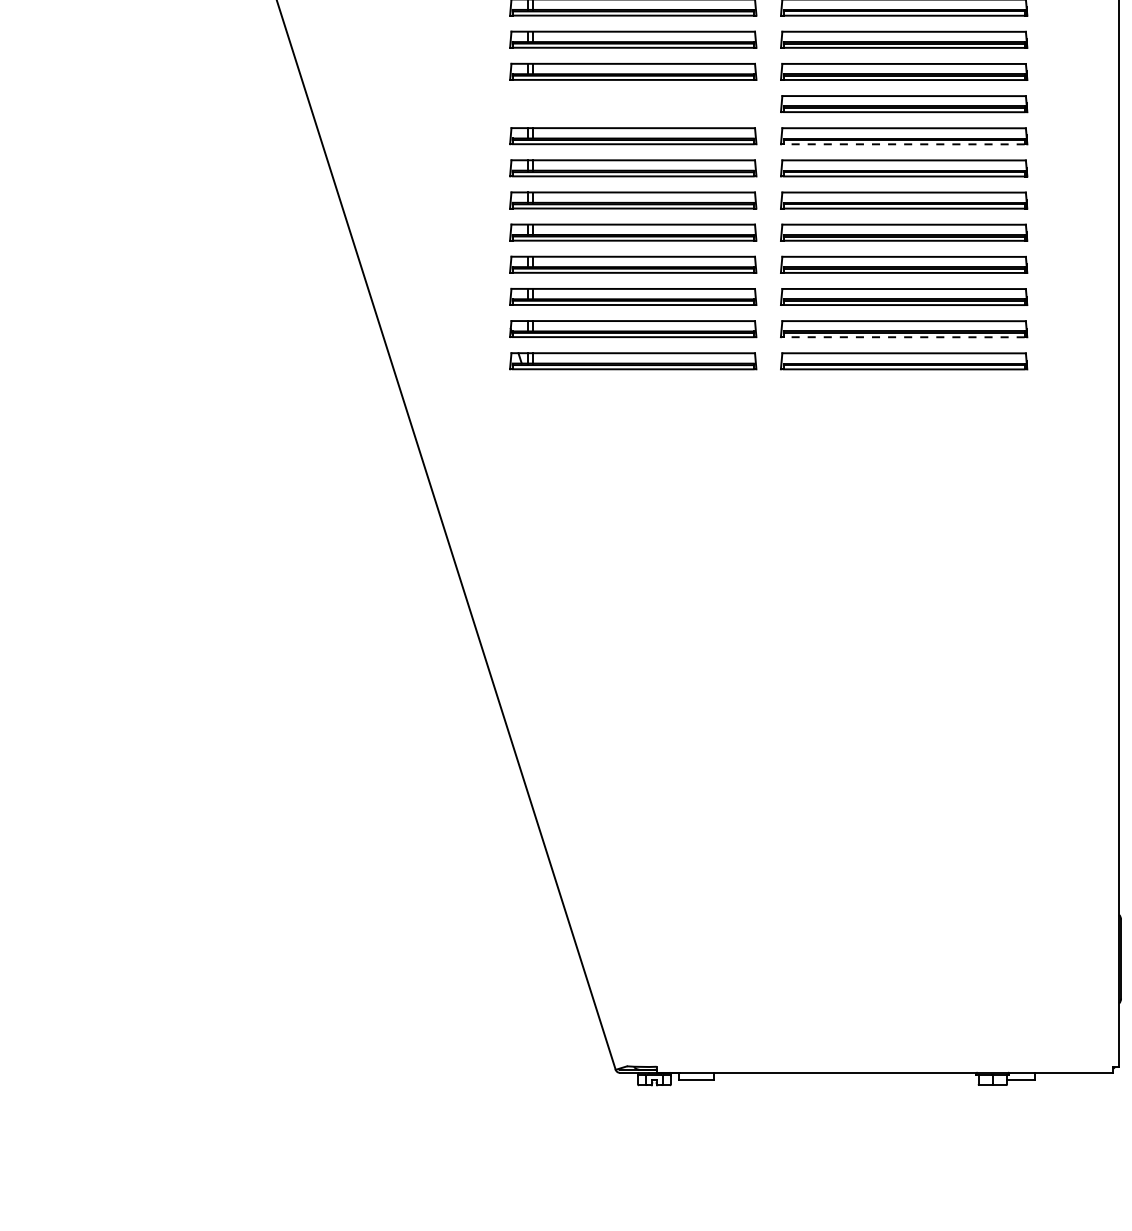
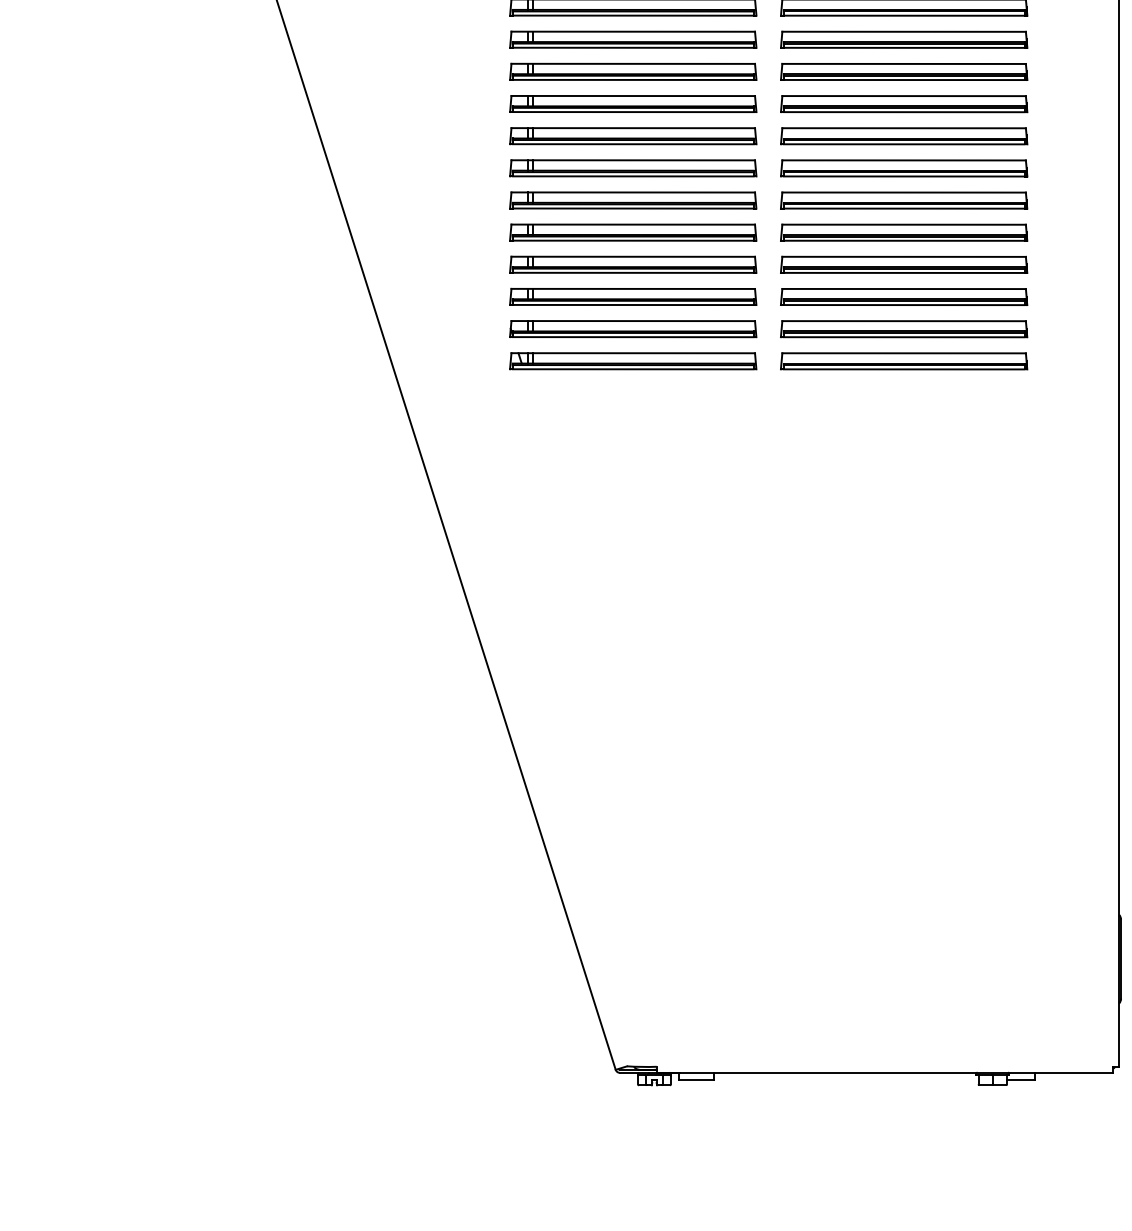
part: none -> present (633, 103)
line: dashed -> solid (904, 144)
line: dashed -> solid (904, 337)
